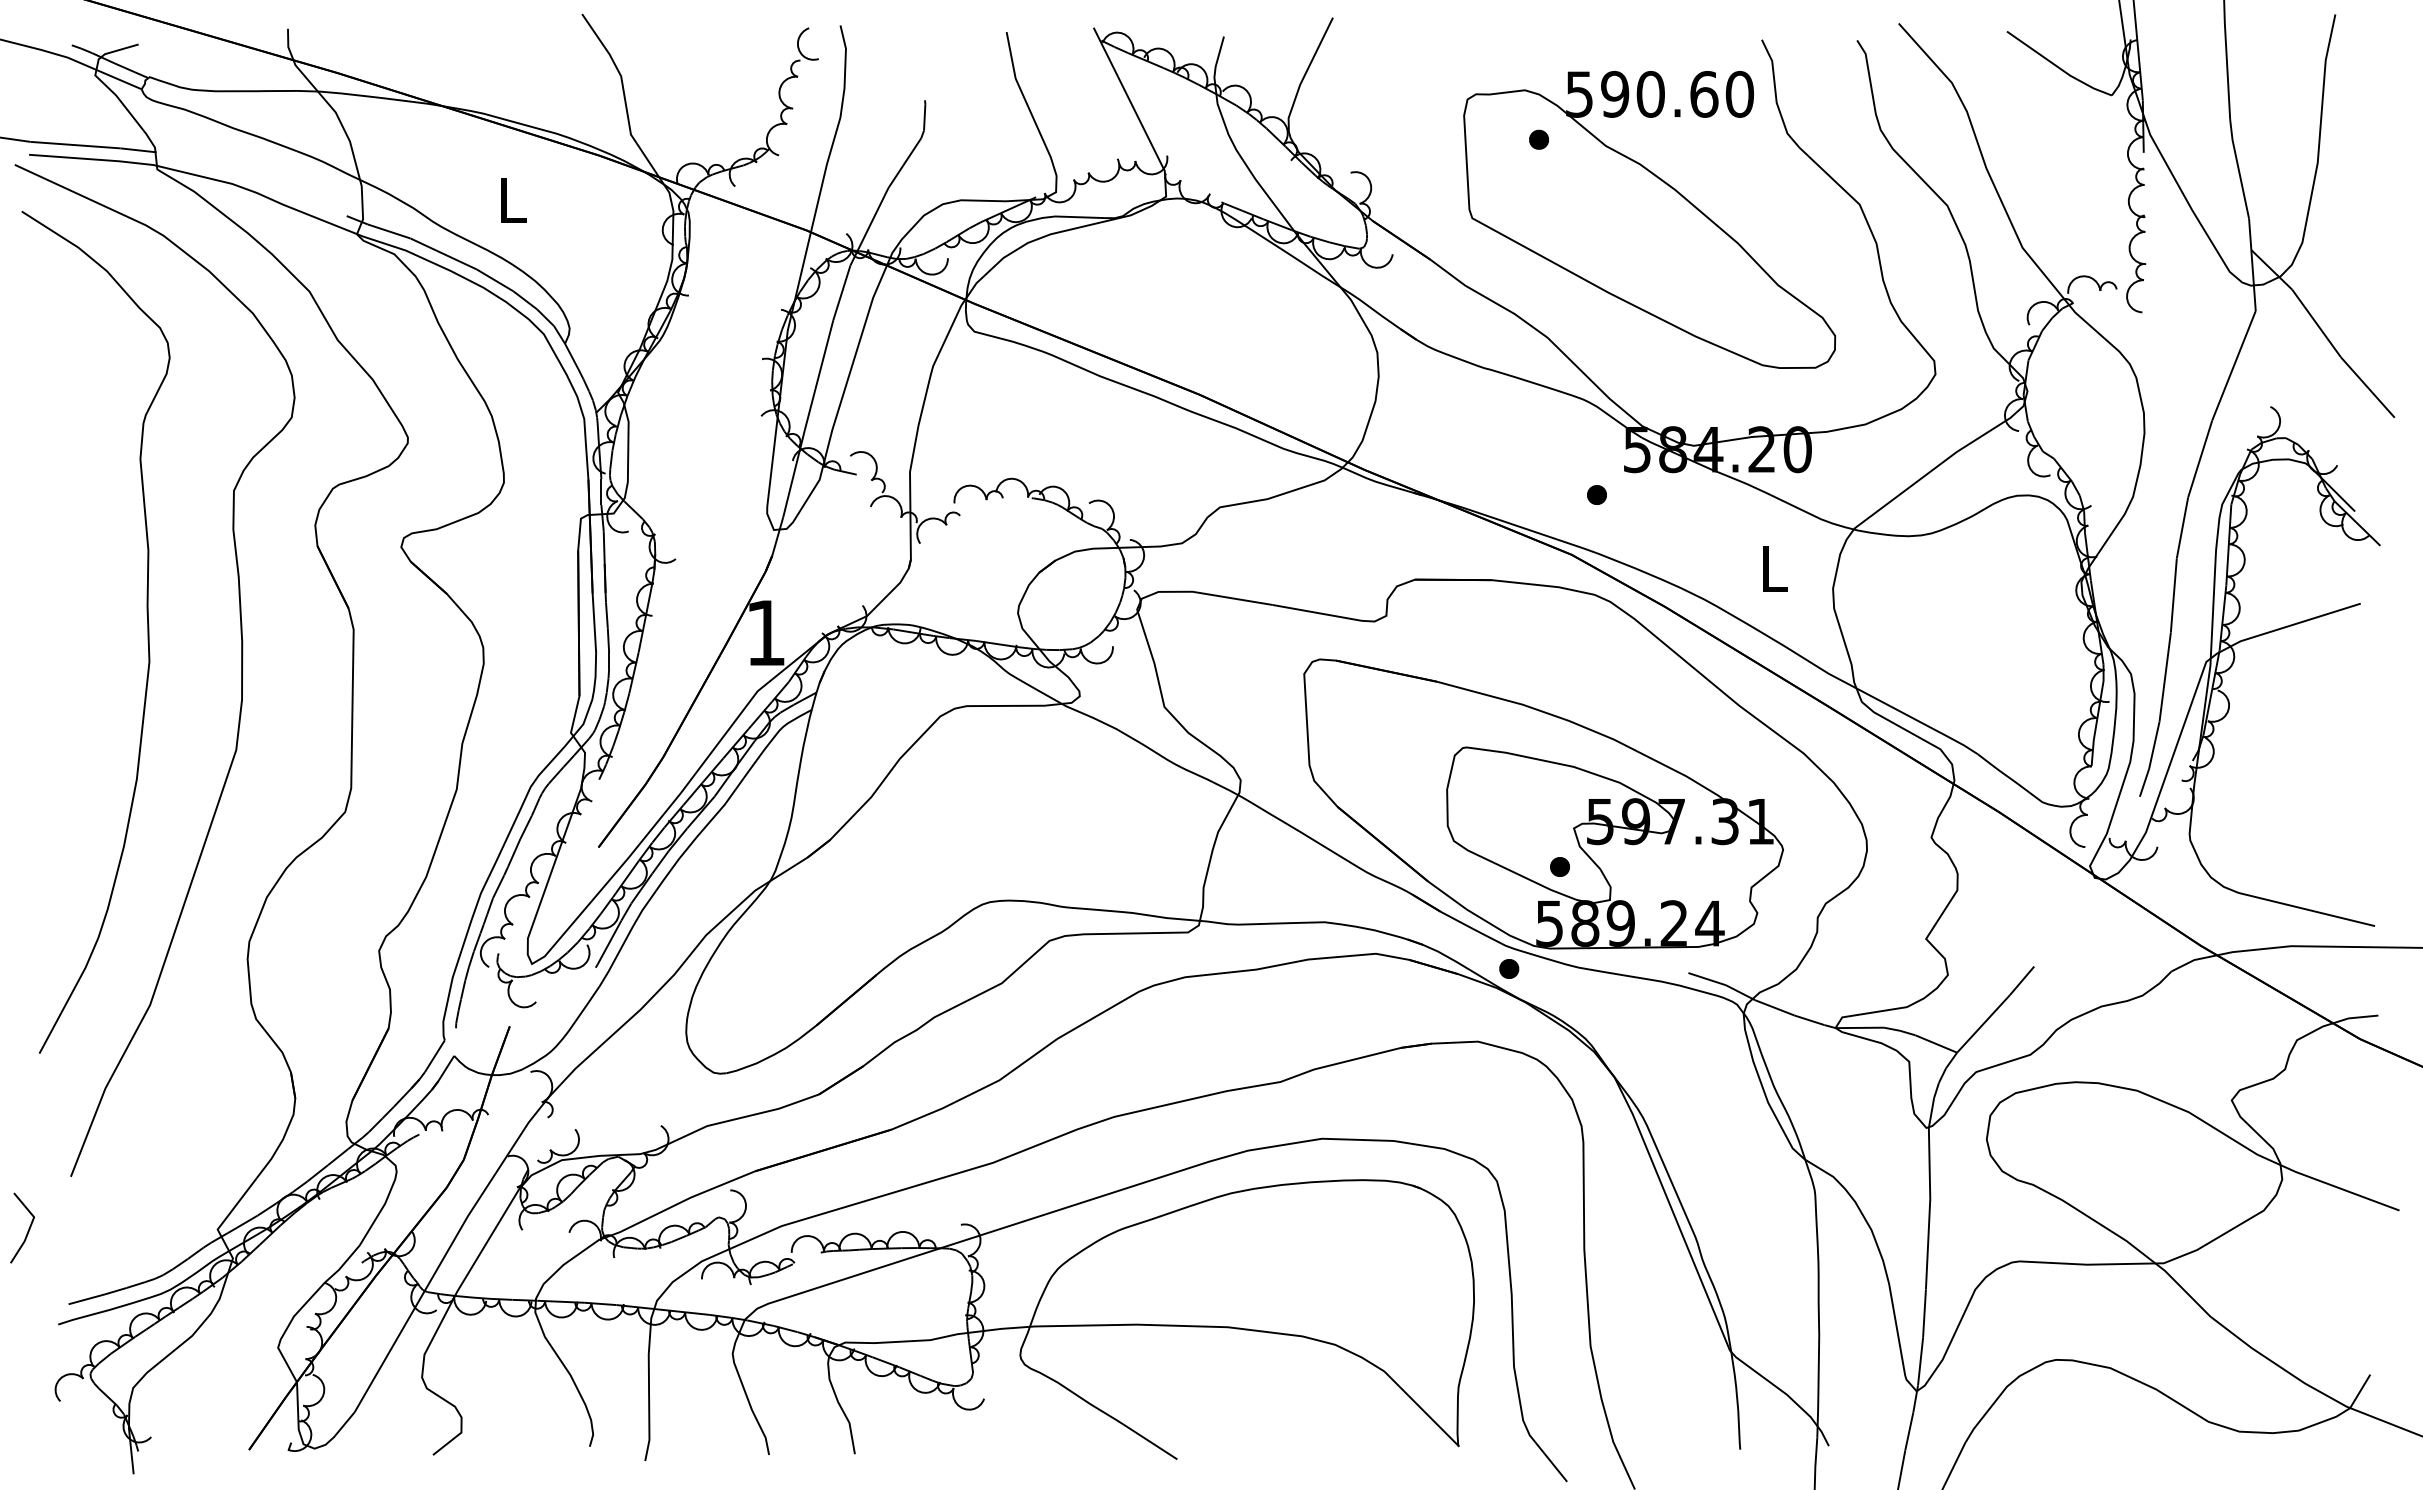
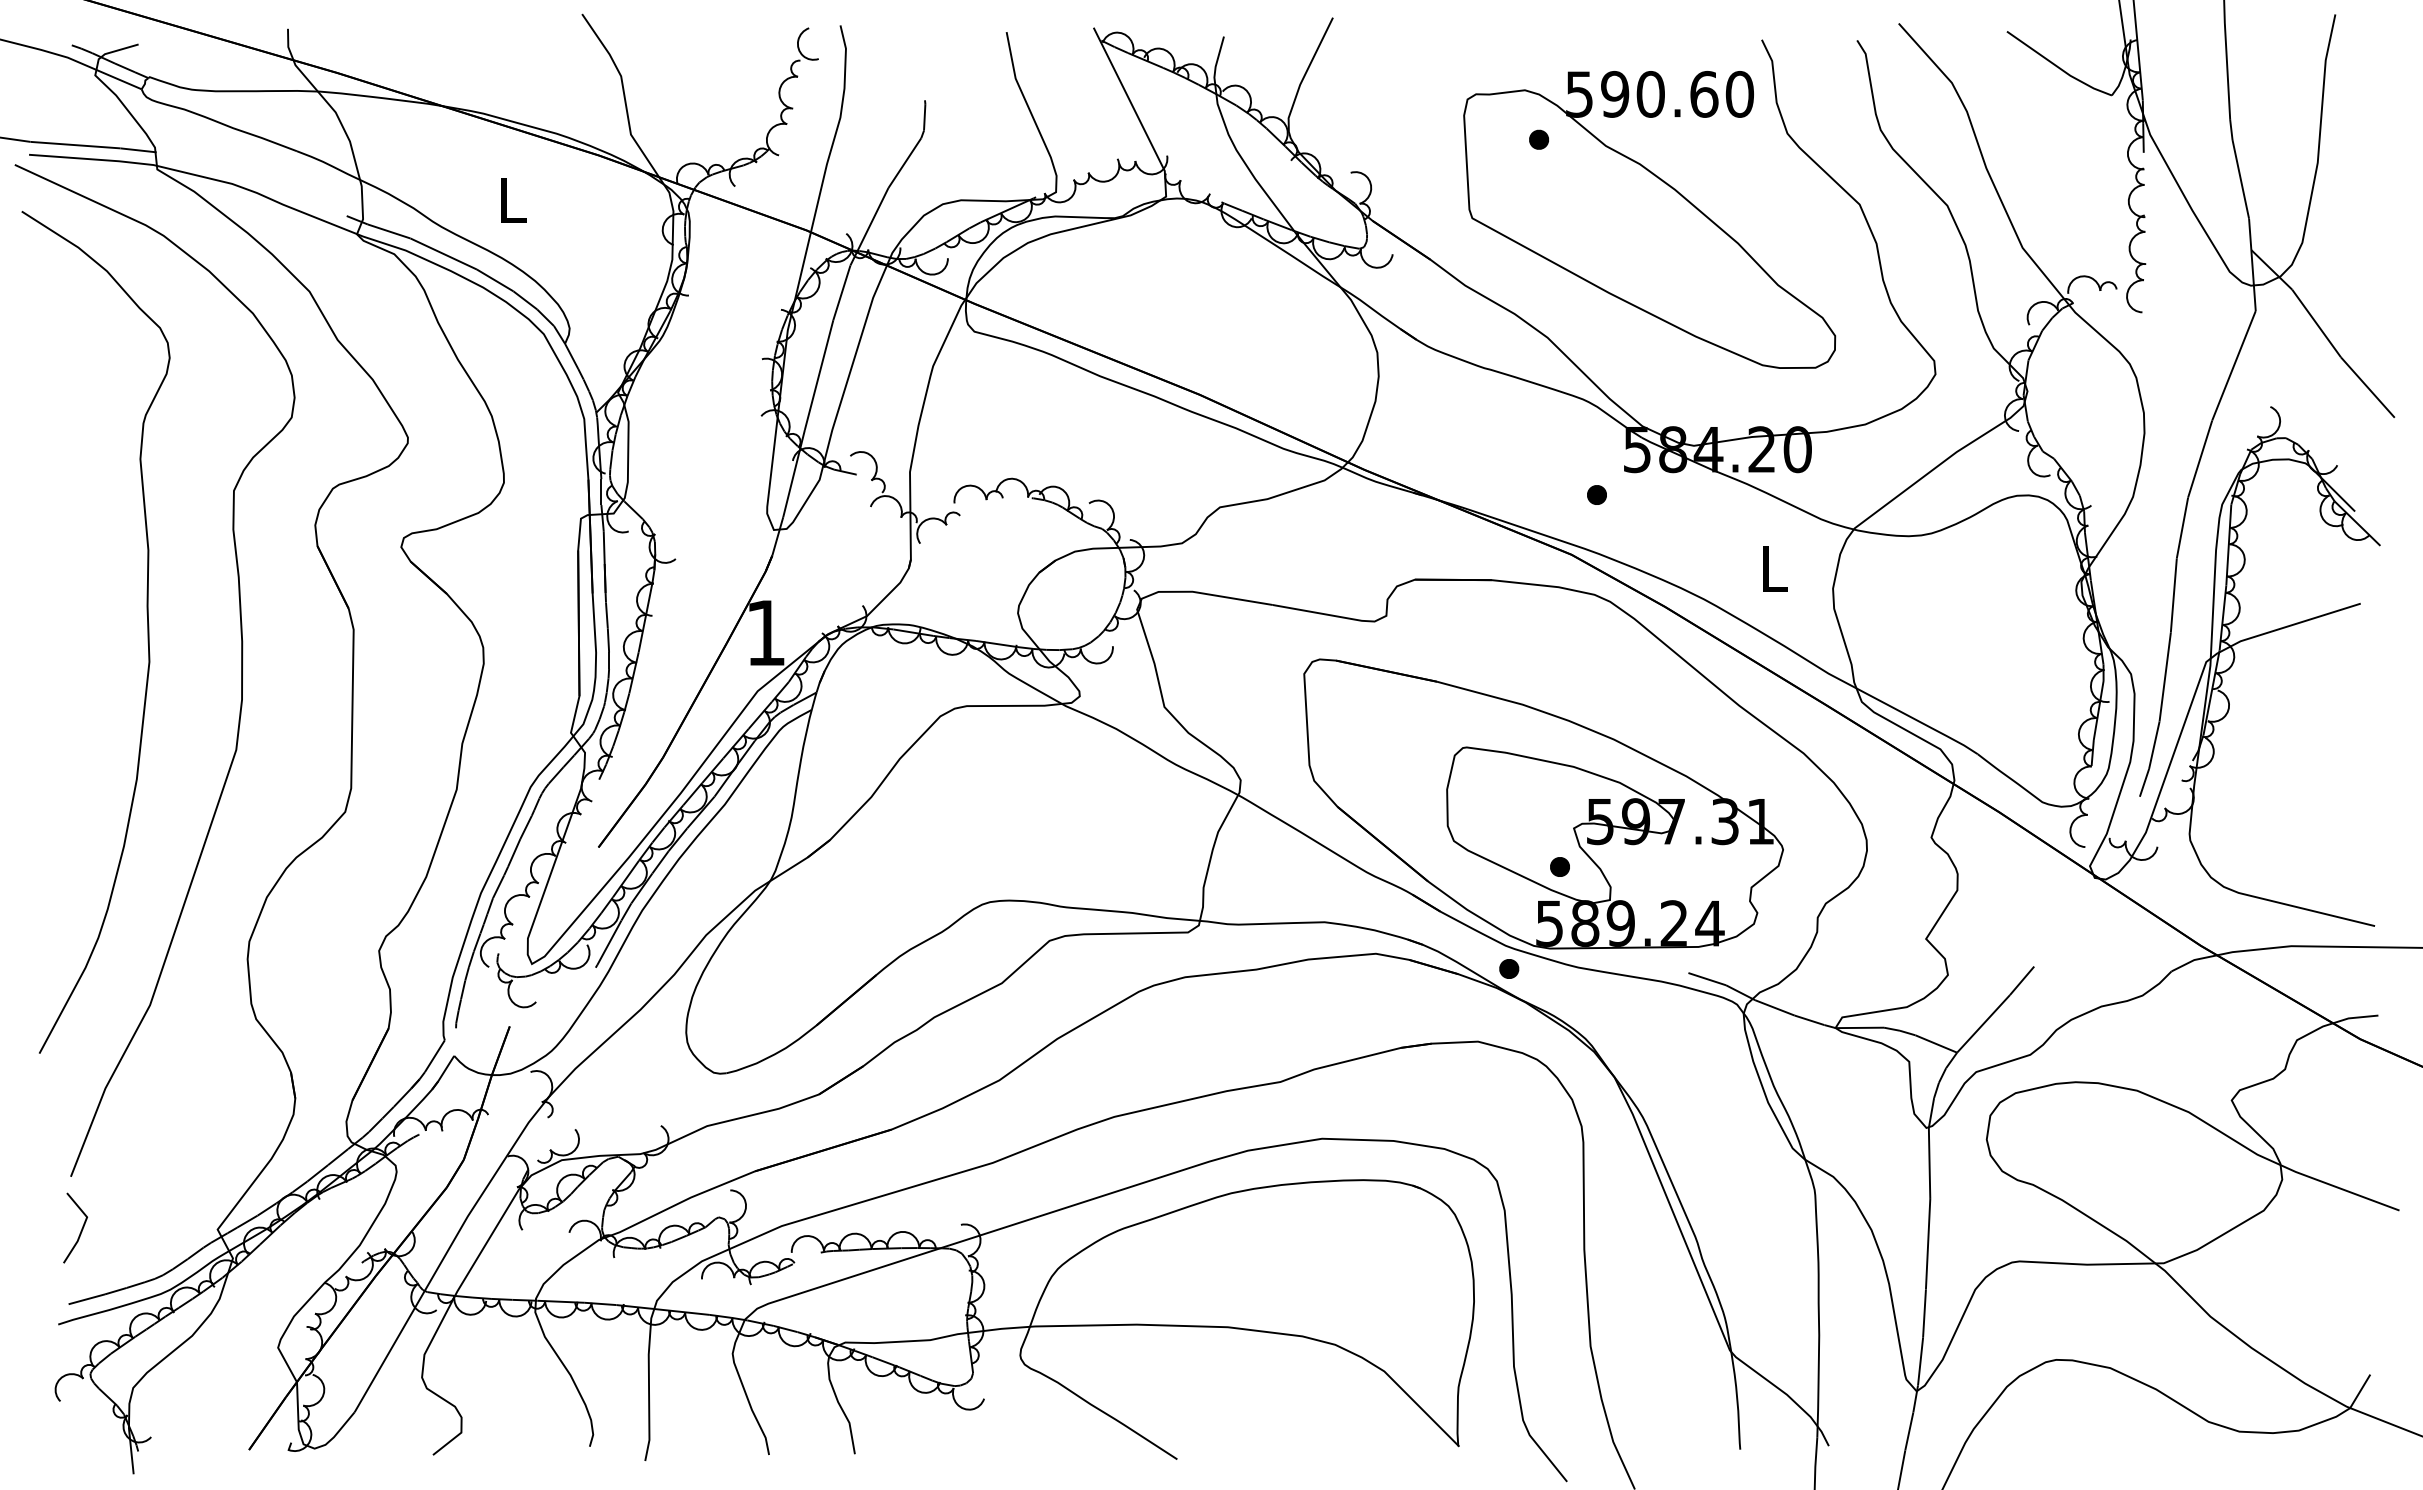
line position: (28, 1228) -> (81, 1228) (81, 1228)
